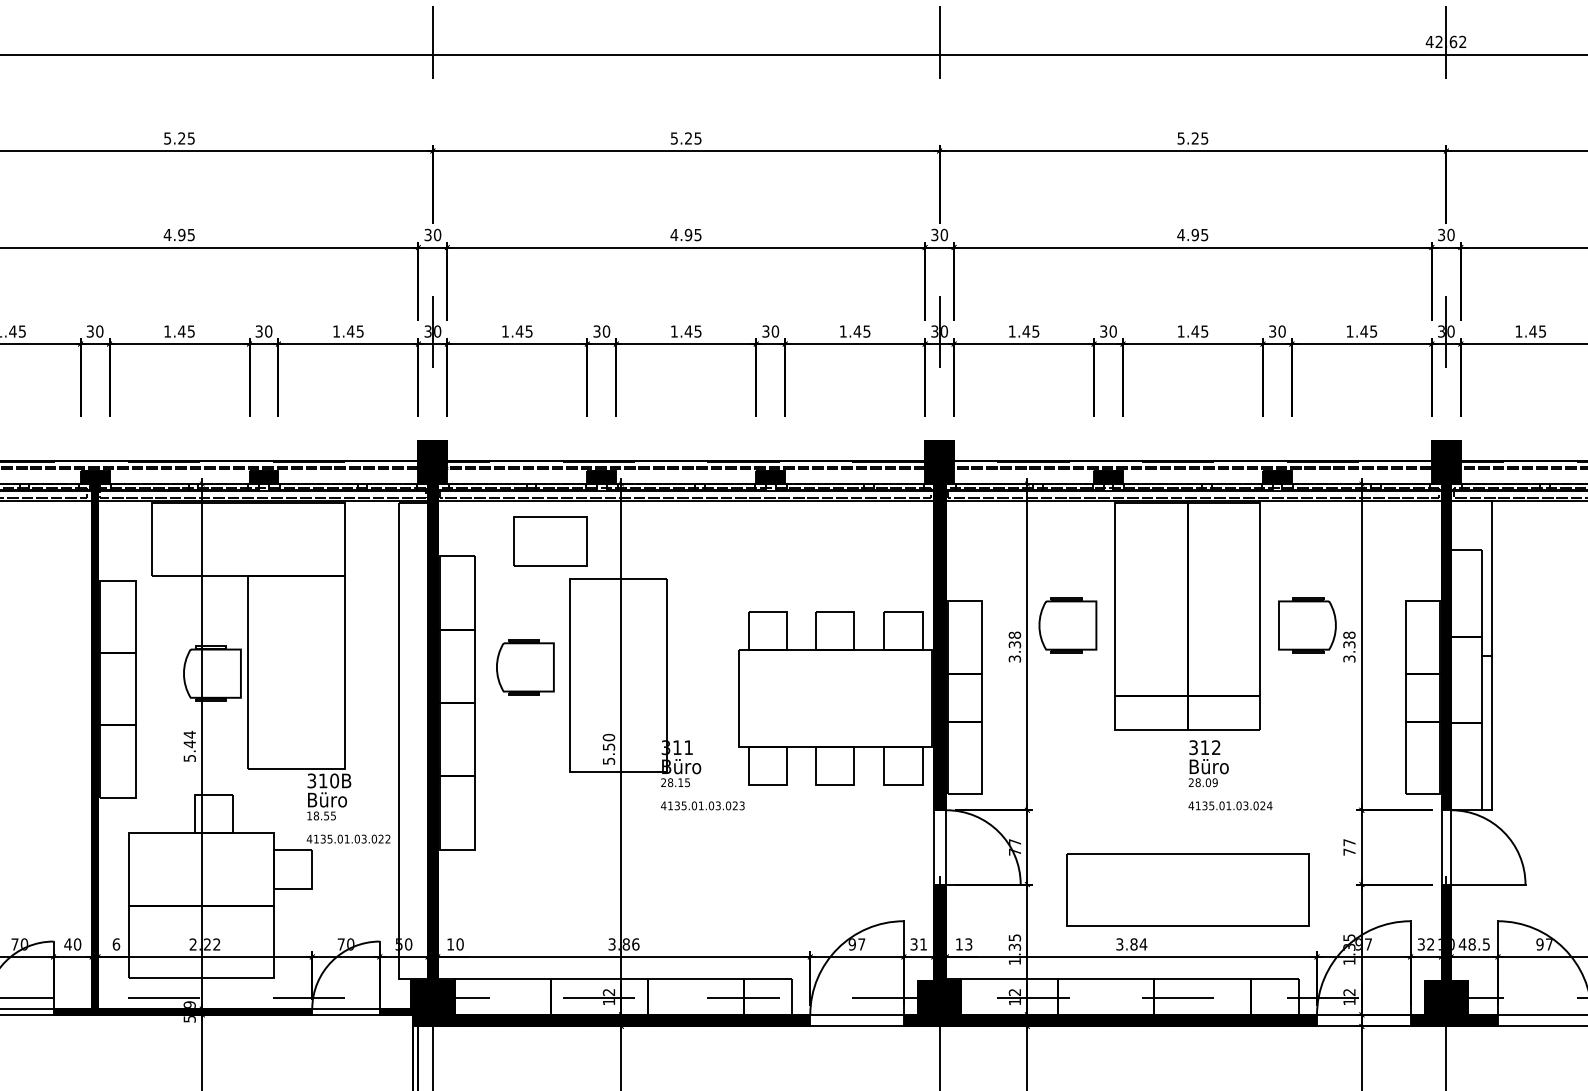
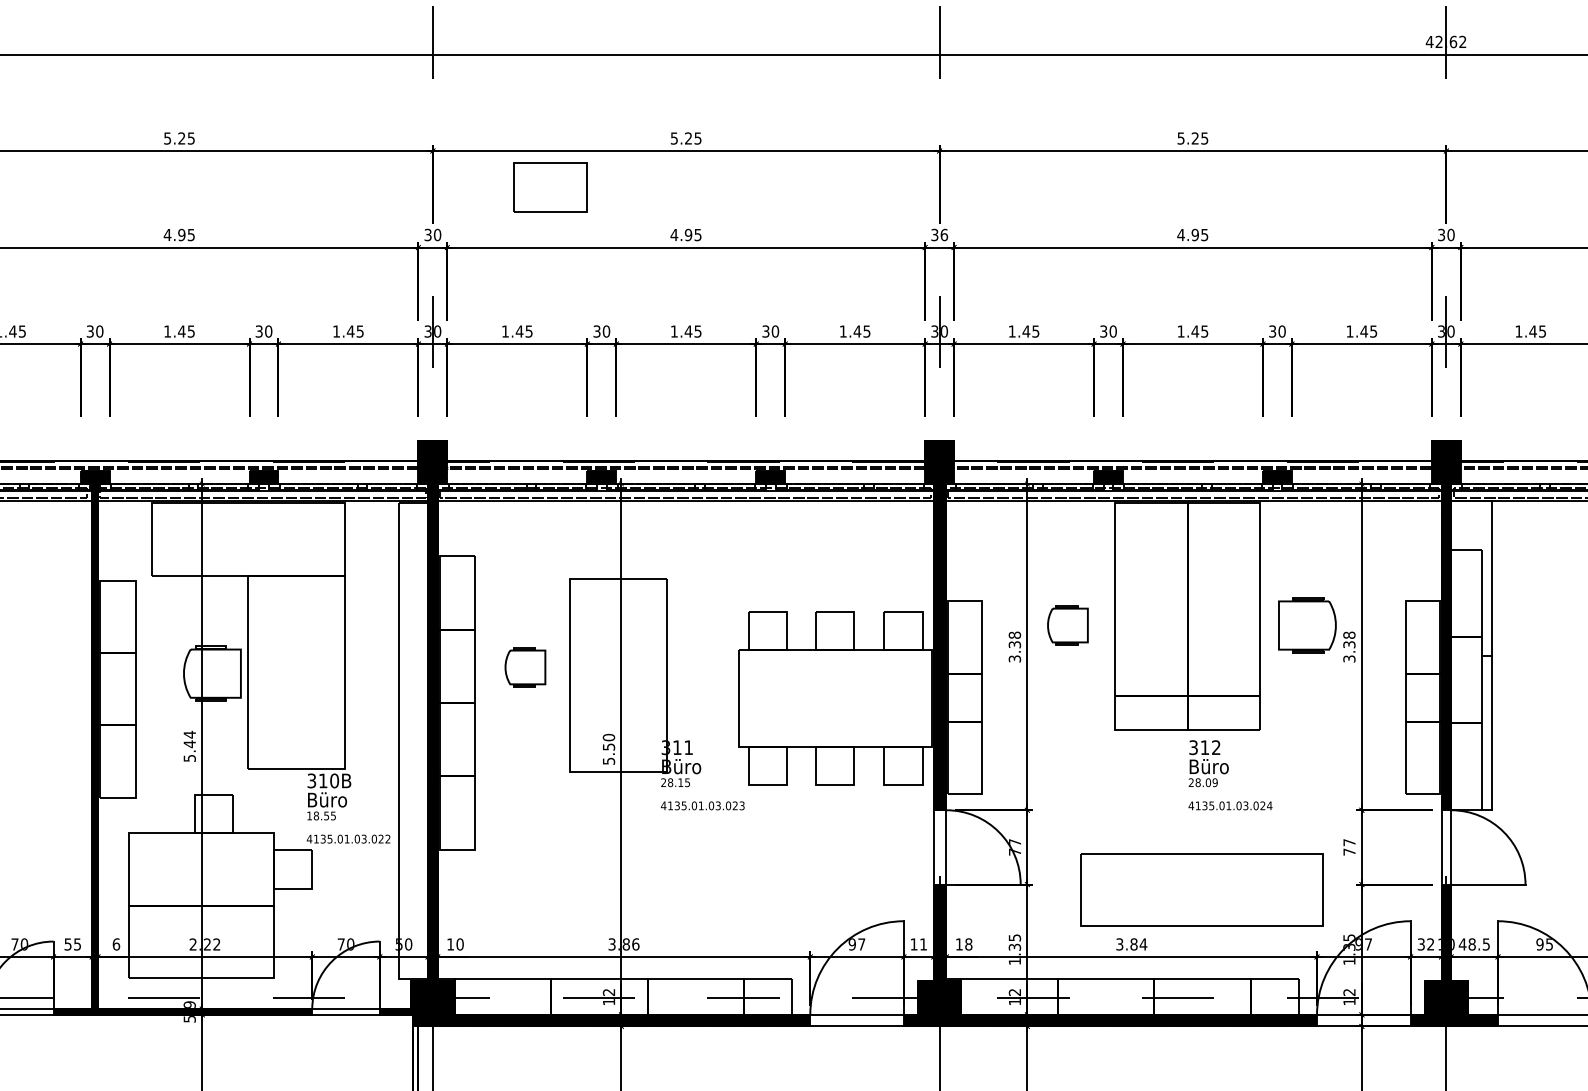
text: 30 -> 36 (944, 234)
part position: (550, 541) -> (550, 187) (550, 187)
part size: 60x57 px -> 42x41 px (1067, 625)
part size: 59x57 px -> 43x41 px (525, 667)
part position: (1187, 889) -> (1201, 889) (1201, 889)
text: 40 -> 55 (72, 944)
text: 31 -> 11 (913, 944)
text: 13 -> 18 (968, 944)
text: 97 -> 95 (1549, 944)
